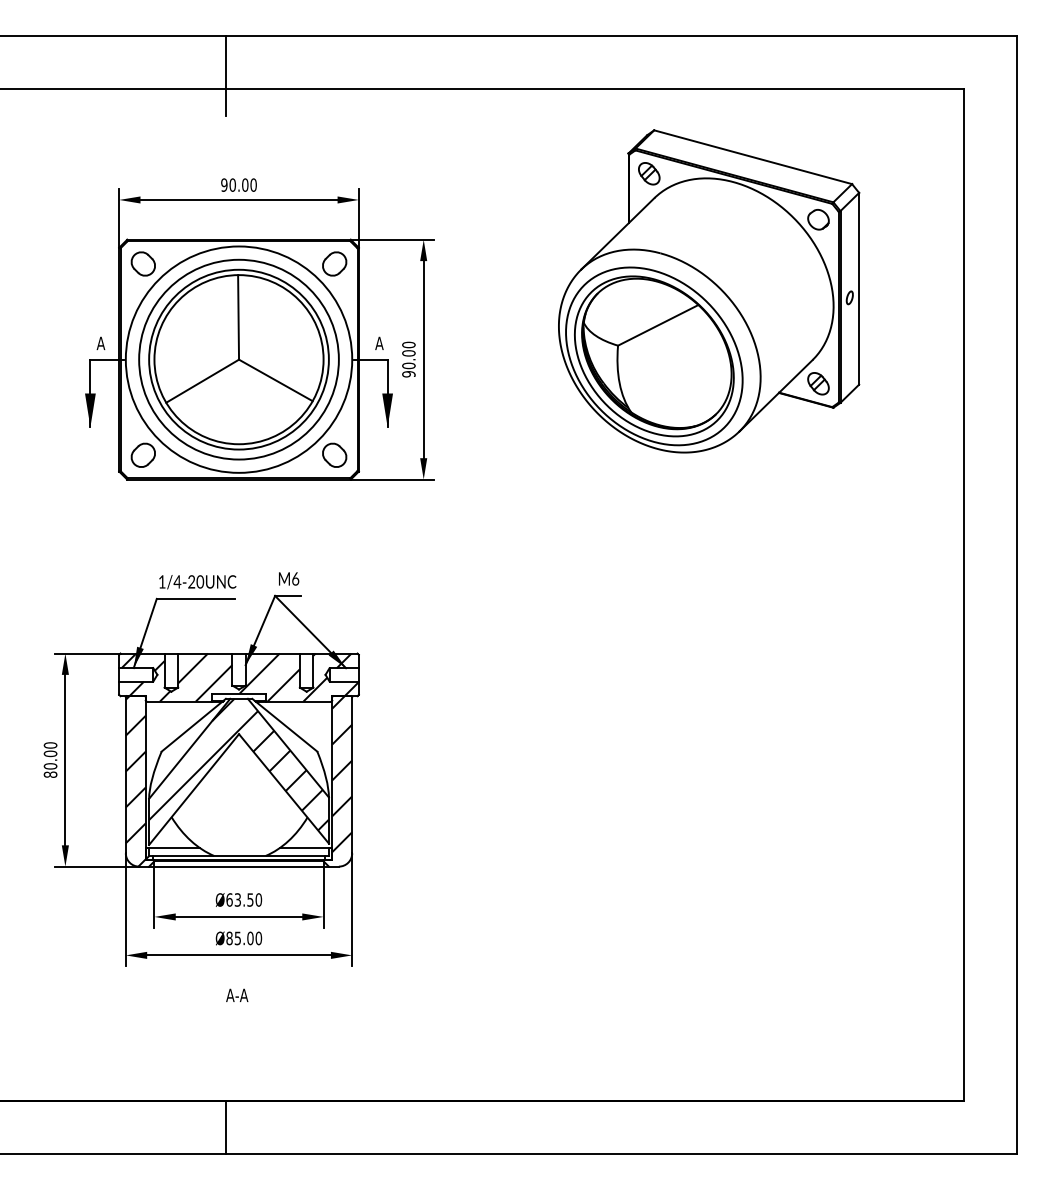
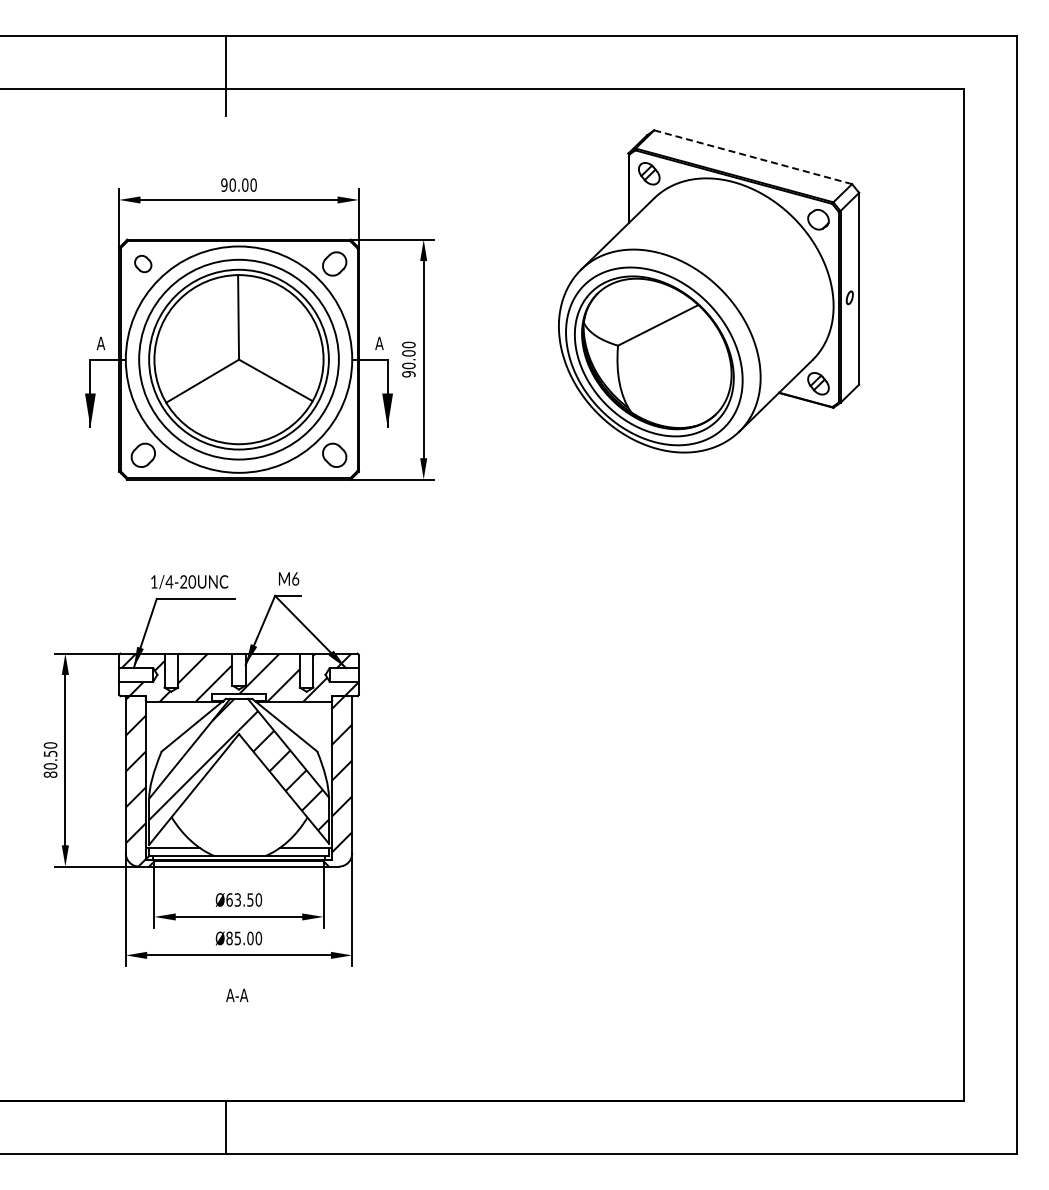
line: solid -> dashed (753, 157)
part size: 26x26 px -> 19x19 px (143, 264)
text position: (197, 582) -> (189, 582) (189, 582)
text: 80.00 -> 80.50 (50, 753)
